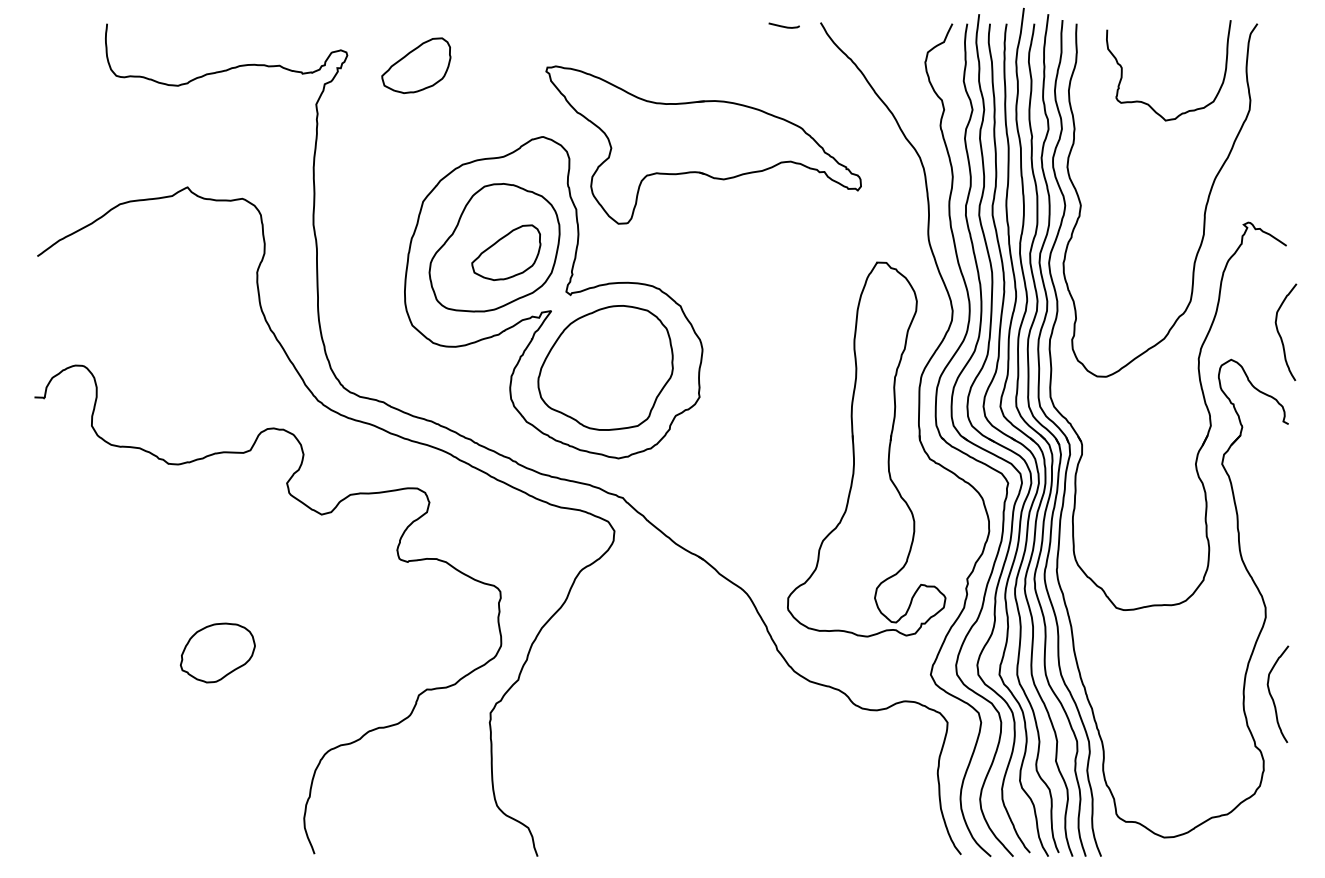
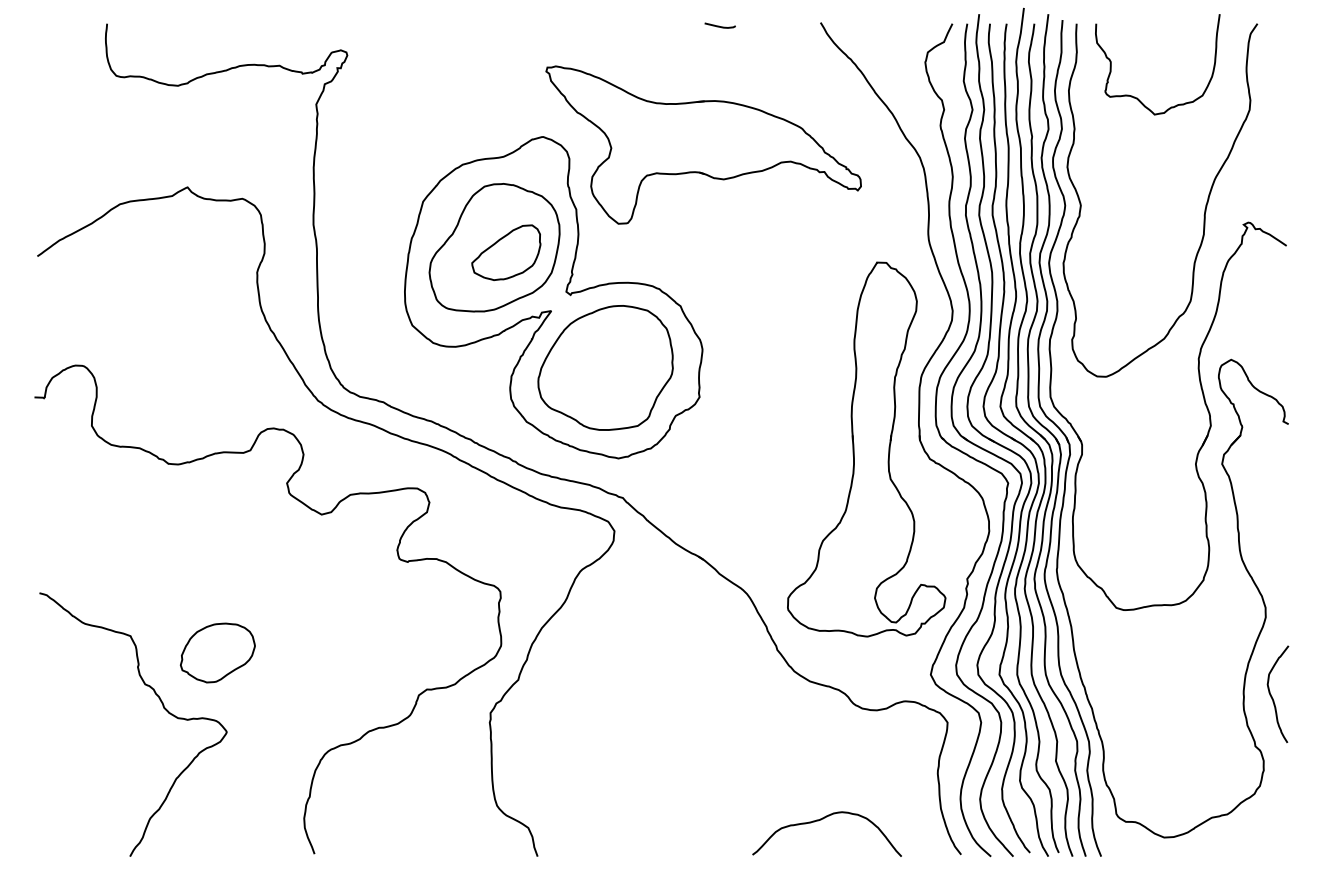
curve position: (783, 25) -> (719, 25) (719, 25)
part: present -> none (416, 65)
curve position: (1148, 103) -> (1137, 97) (1137, 97)
curve: present -> none (1280, 334)
curve: none -> present (163, 708)
curve: none -> present (821, 820)
